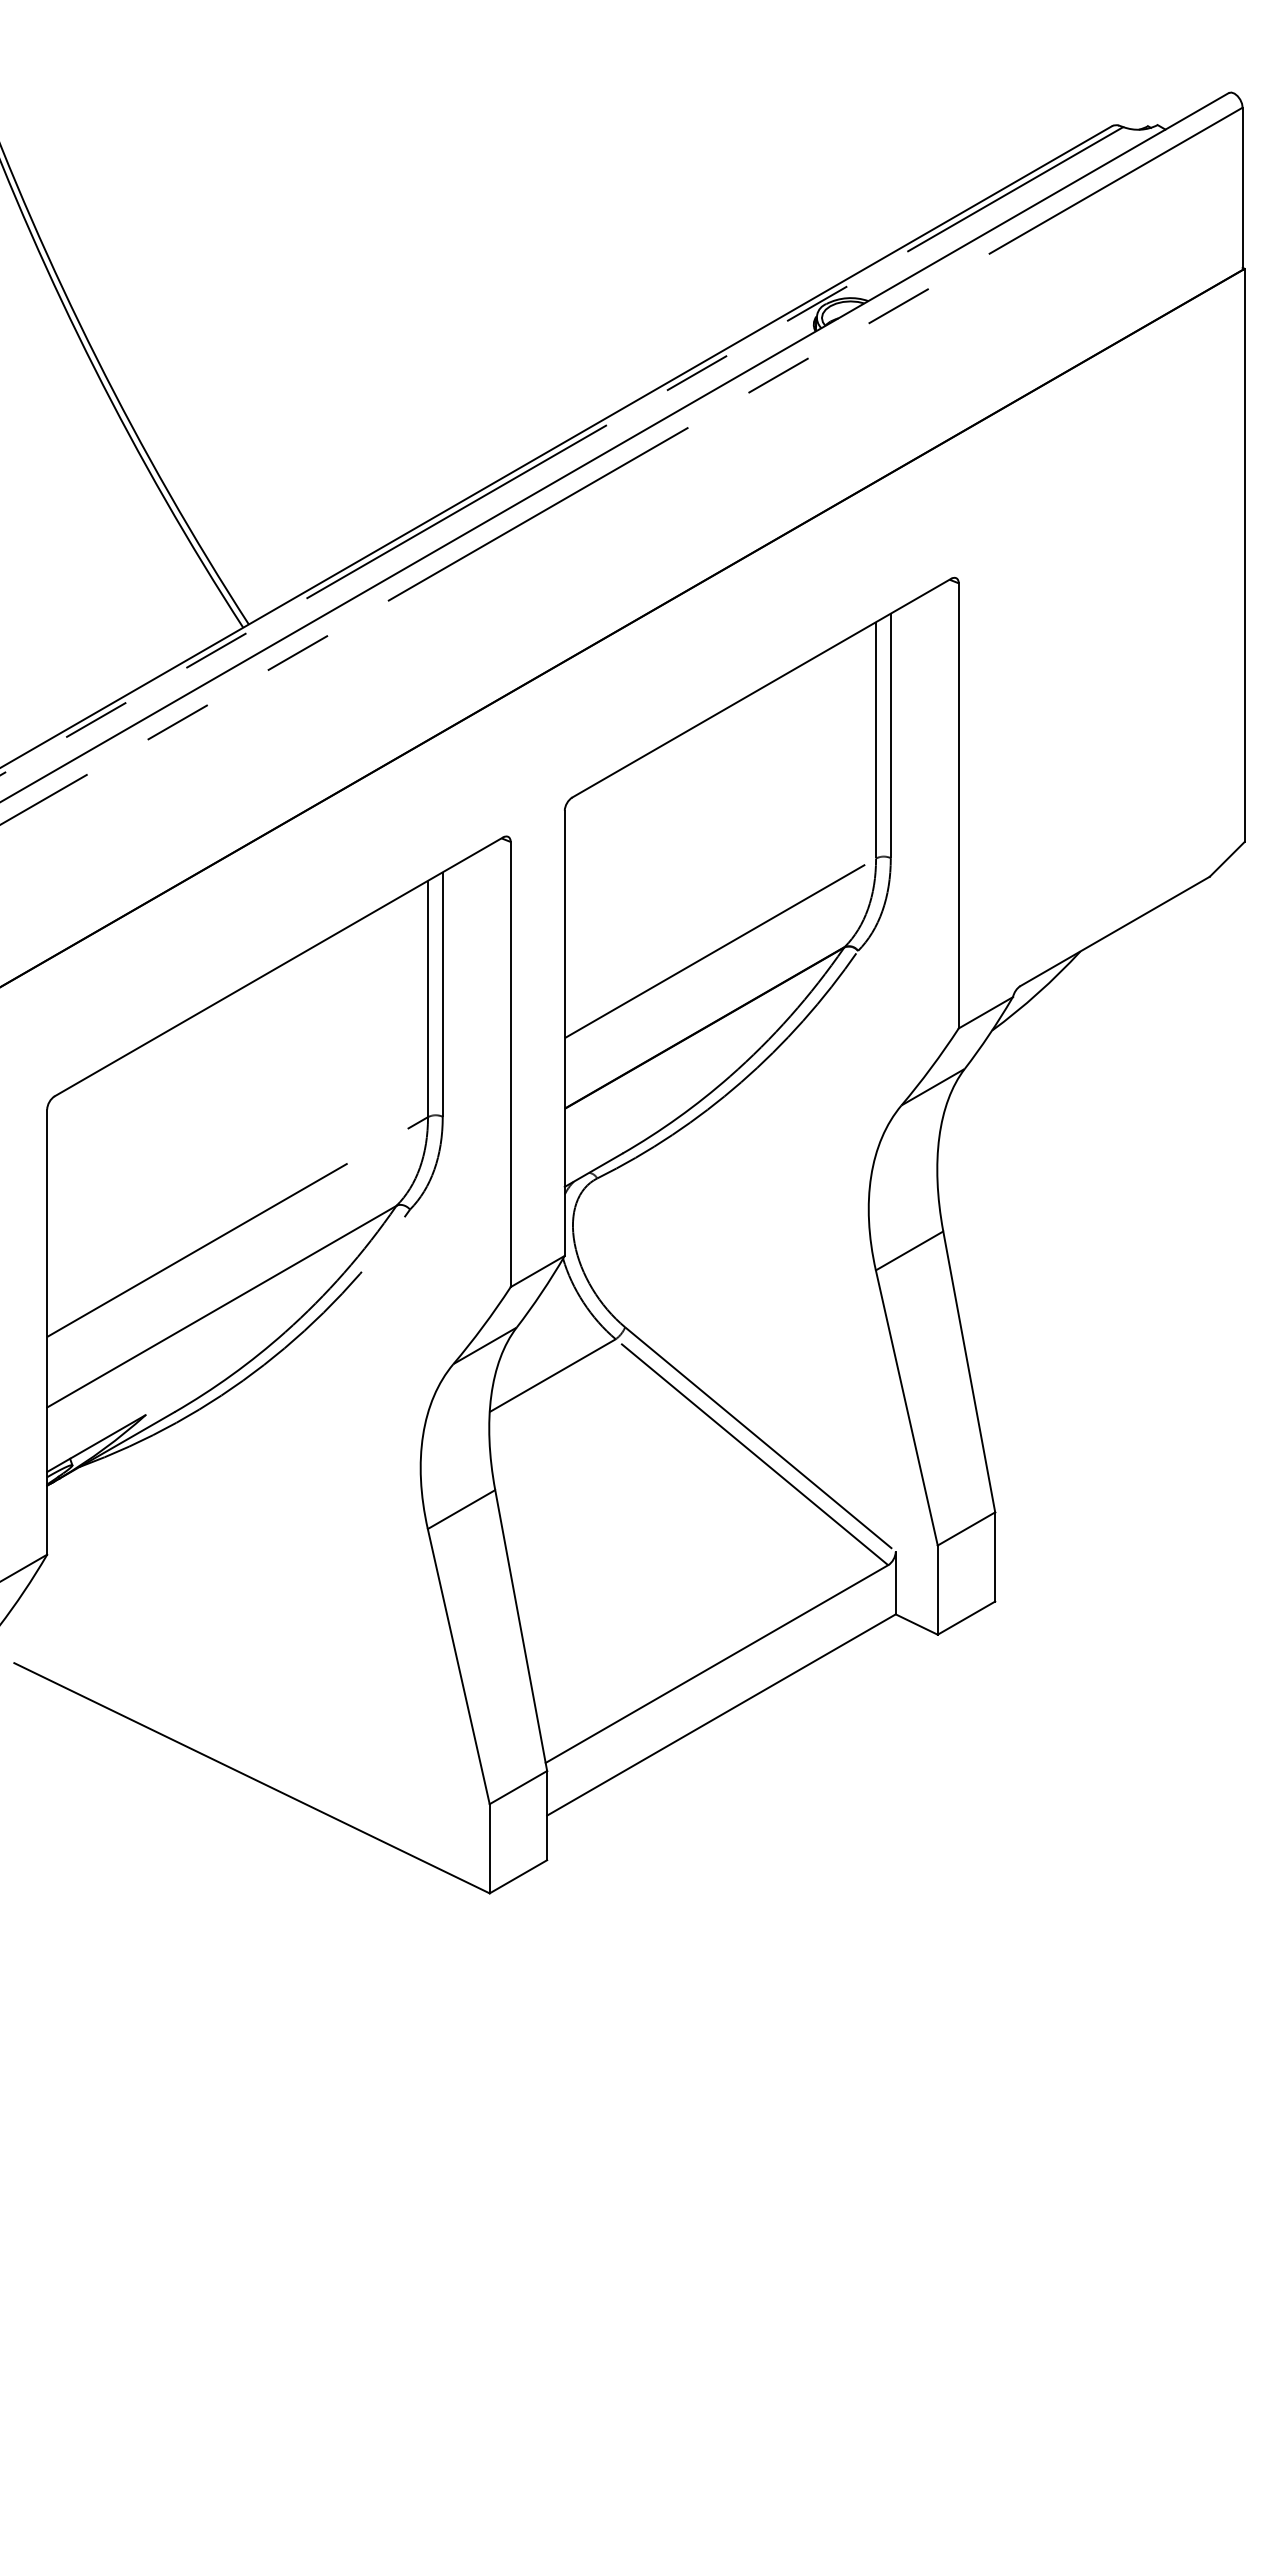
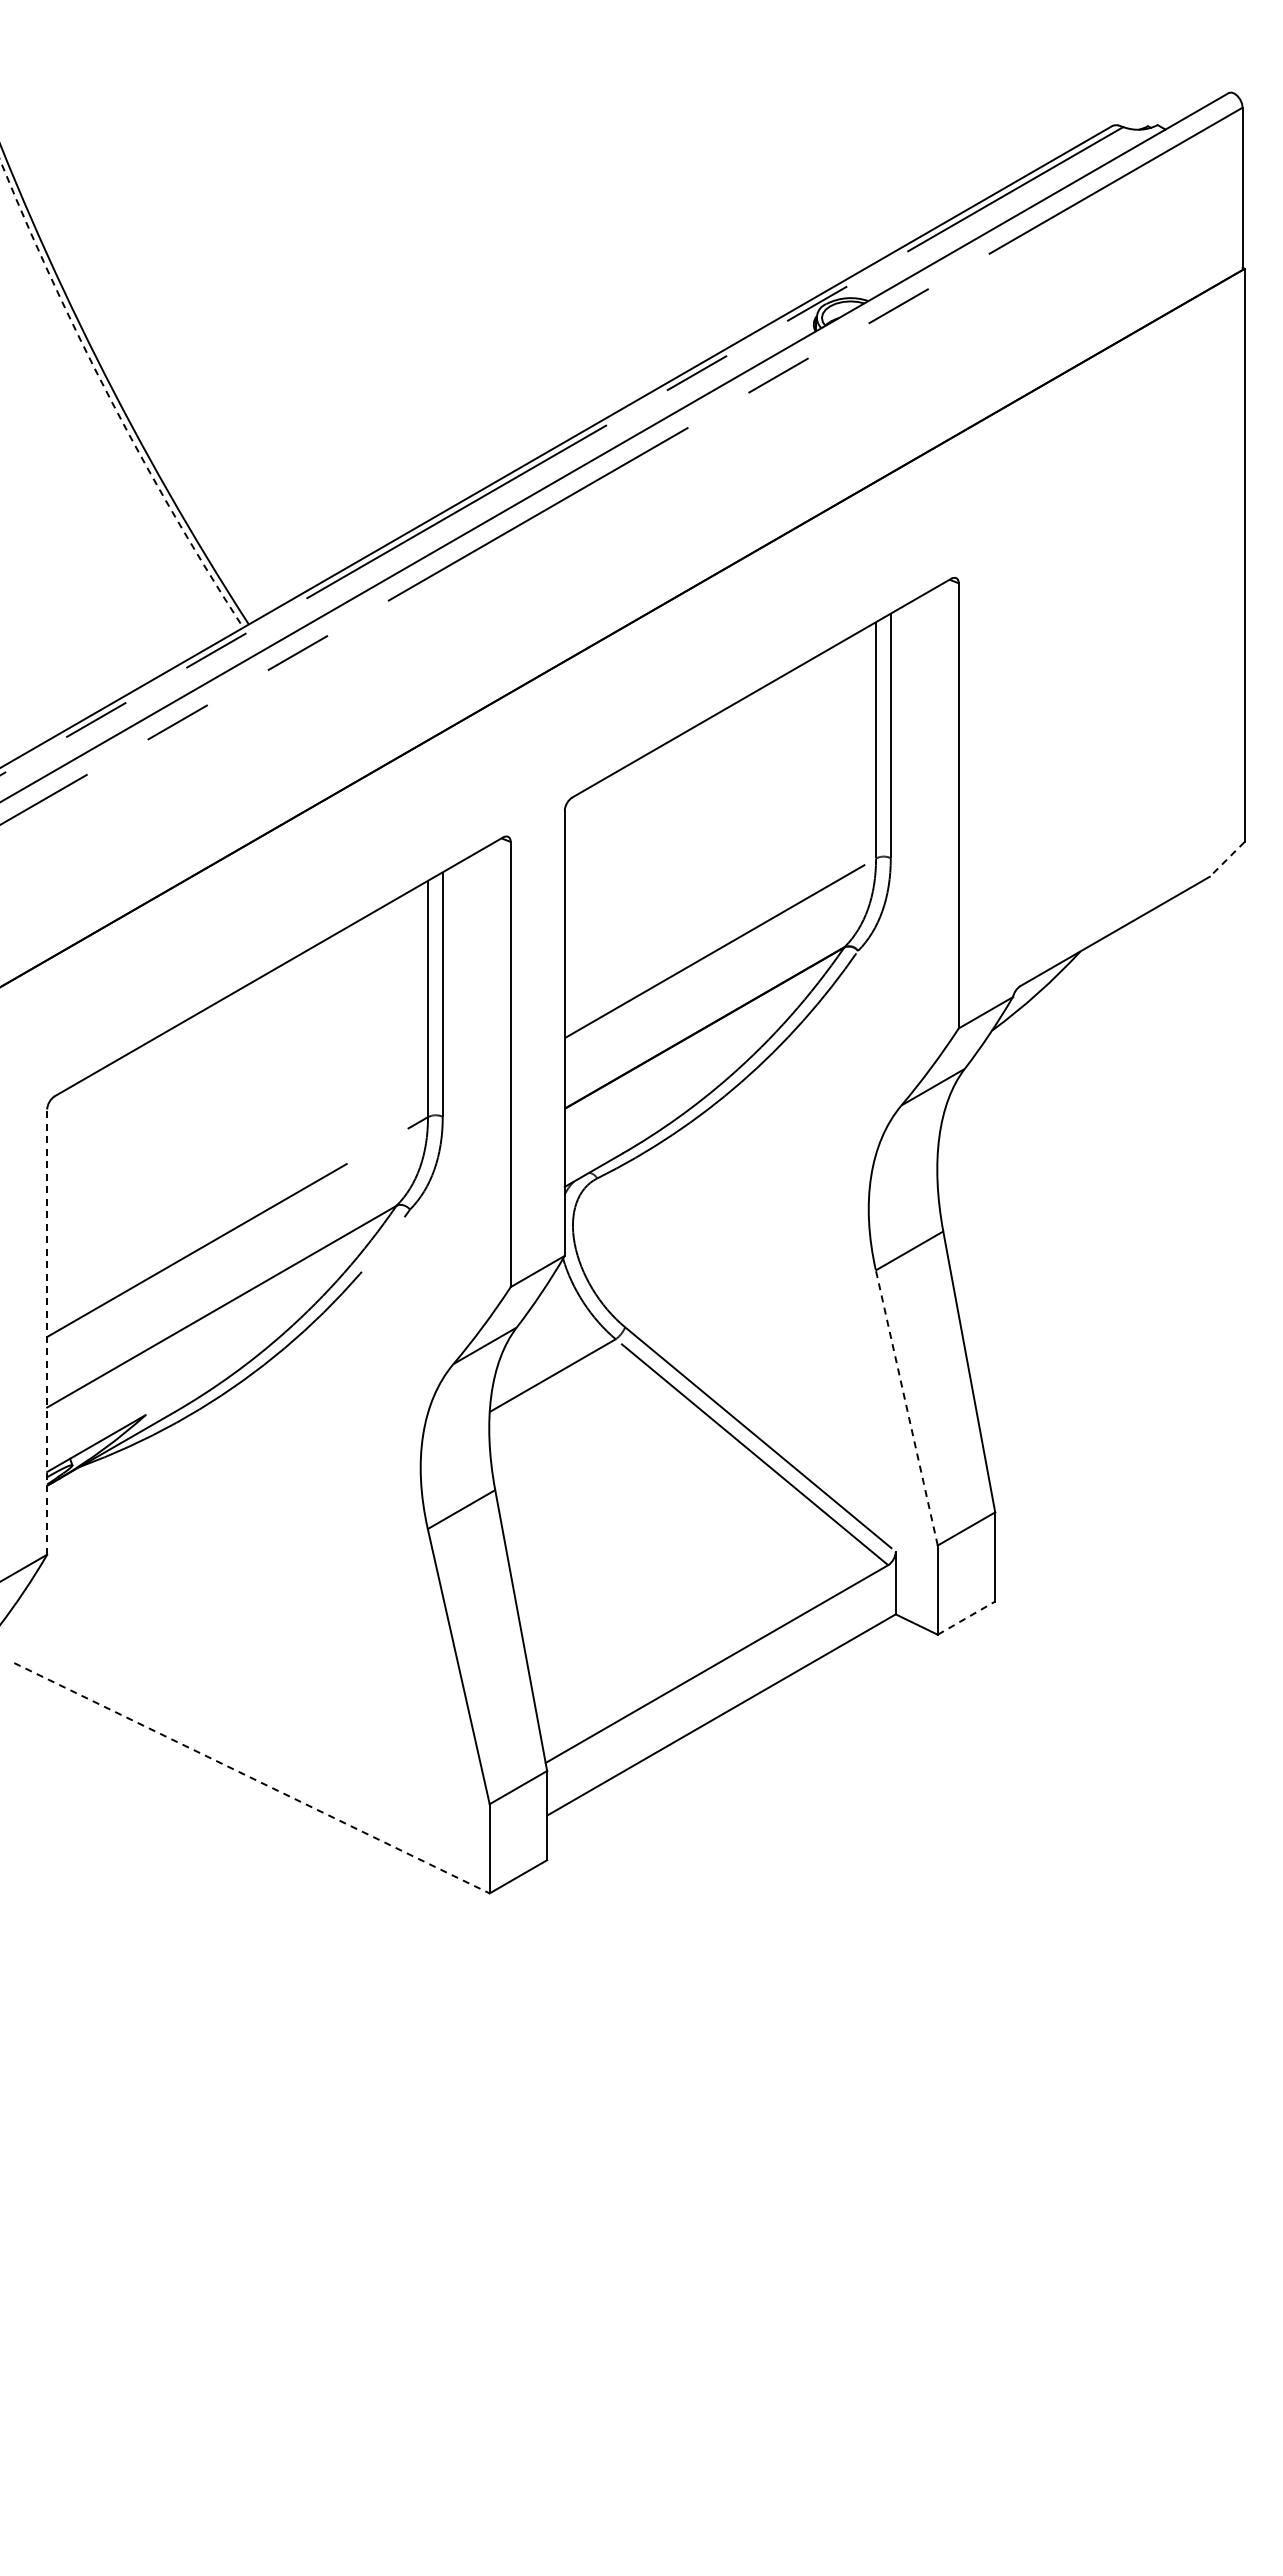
arc: solid -> dashed (110, 400)
line: solid -> dashed (1227, 859)
line: solid -> dashed (47, 1332)
line: solid -> dashed (906, 1407)
line: solid -> dashed (966, 1617)
line: solid -> dashed (252, 1778)
